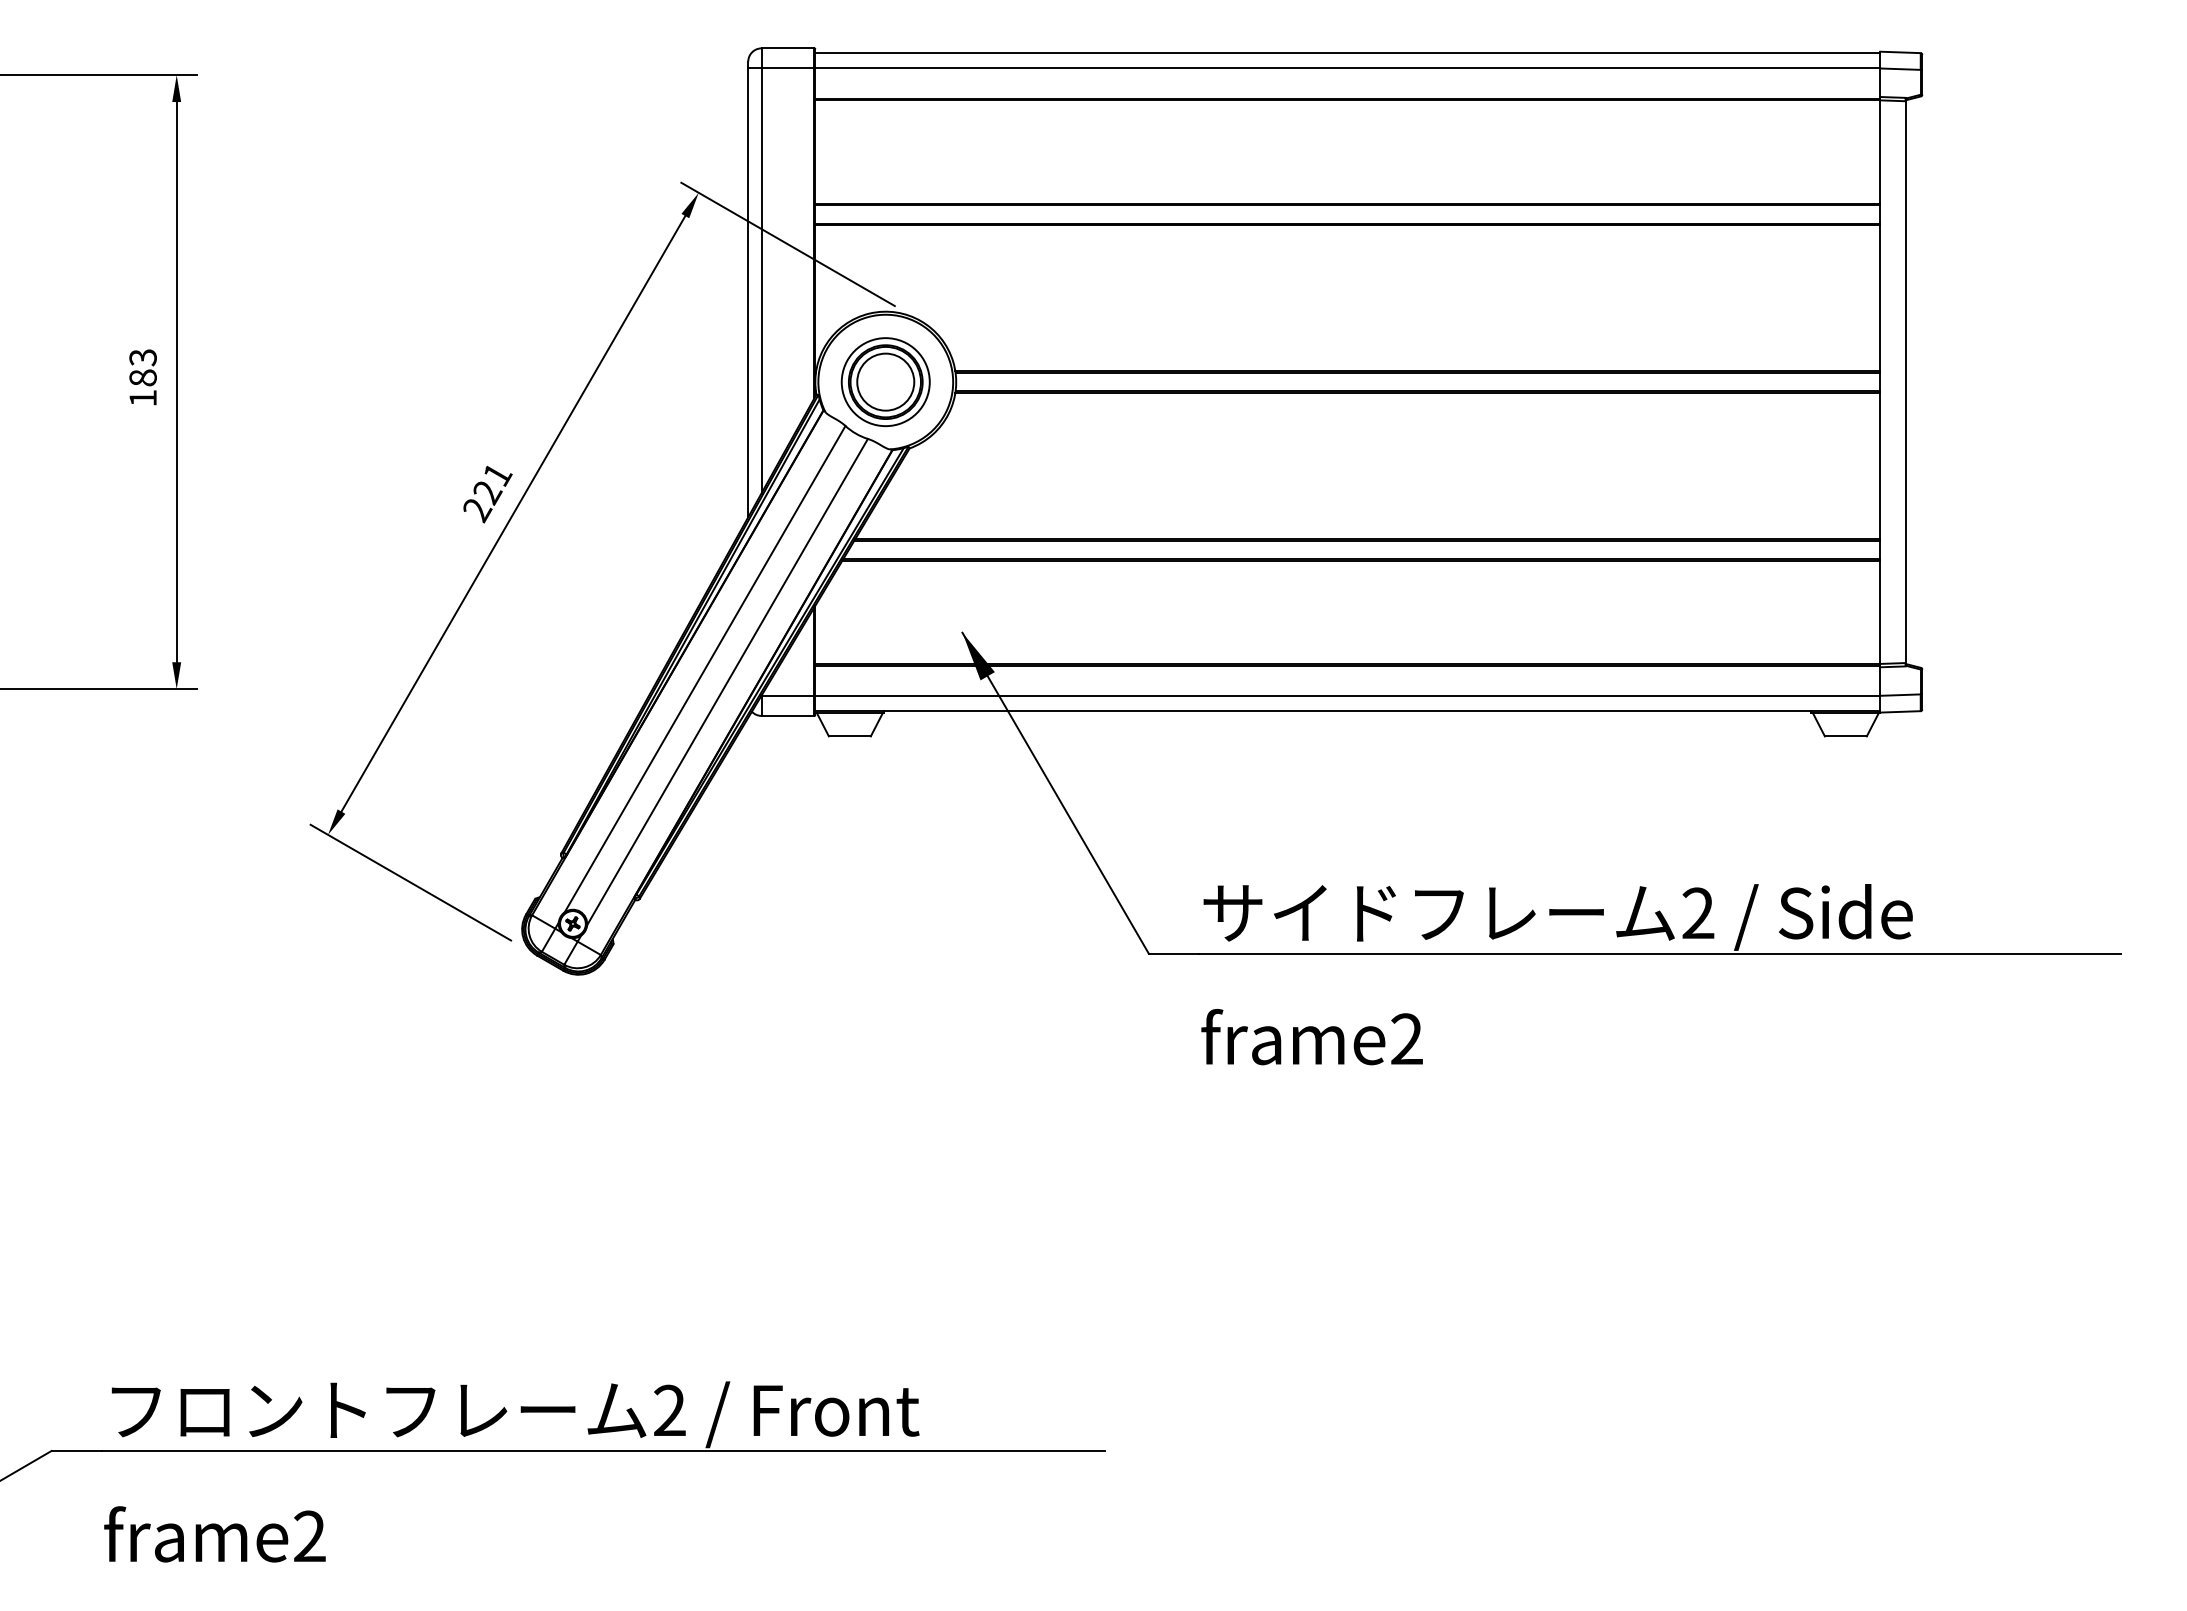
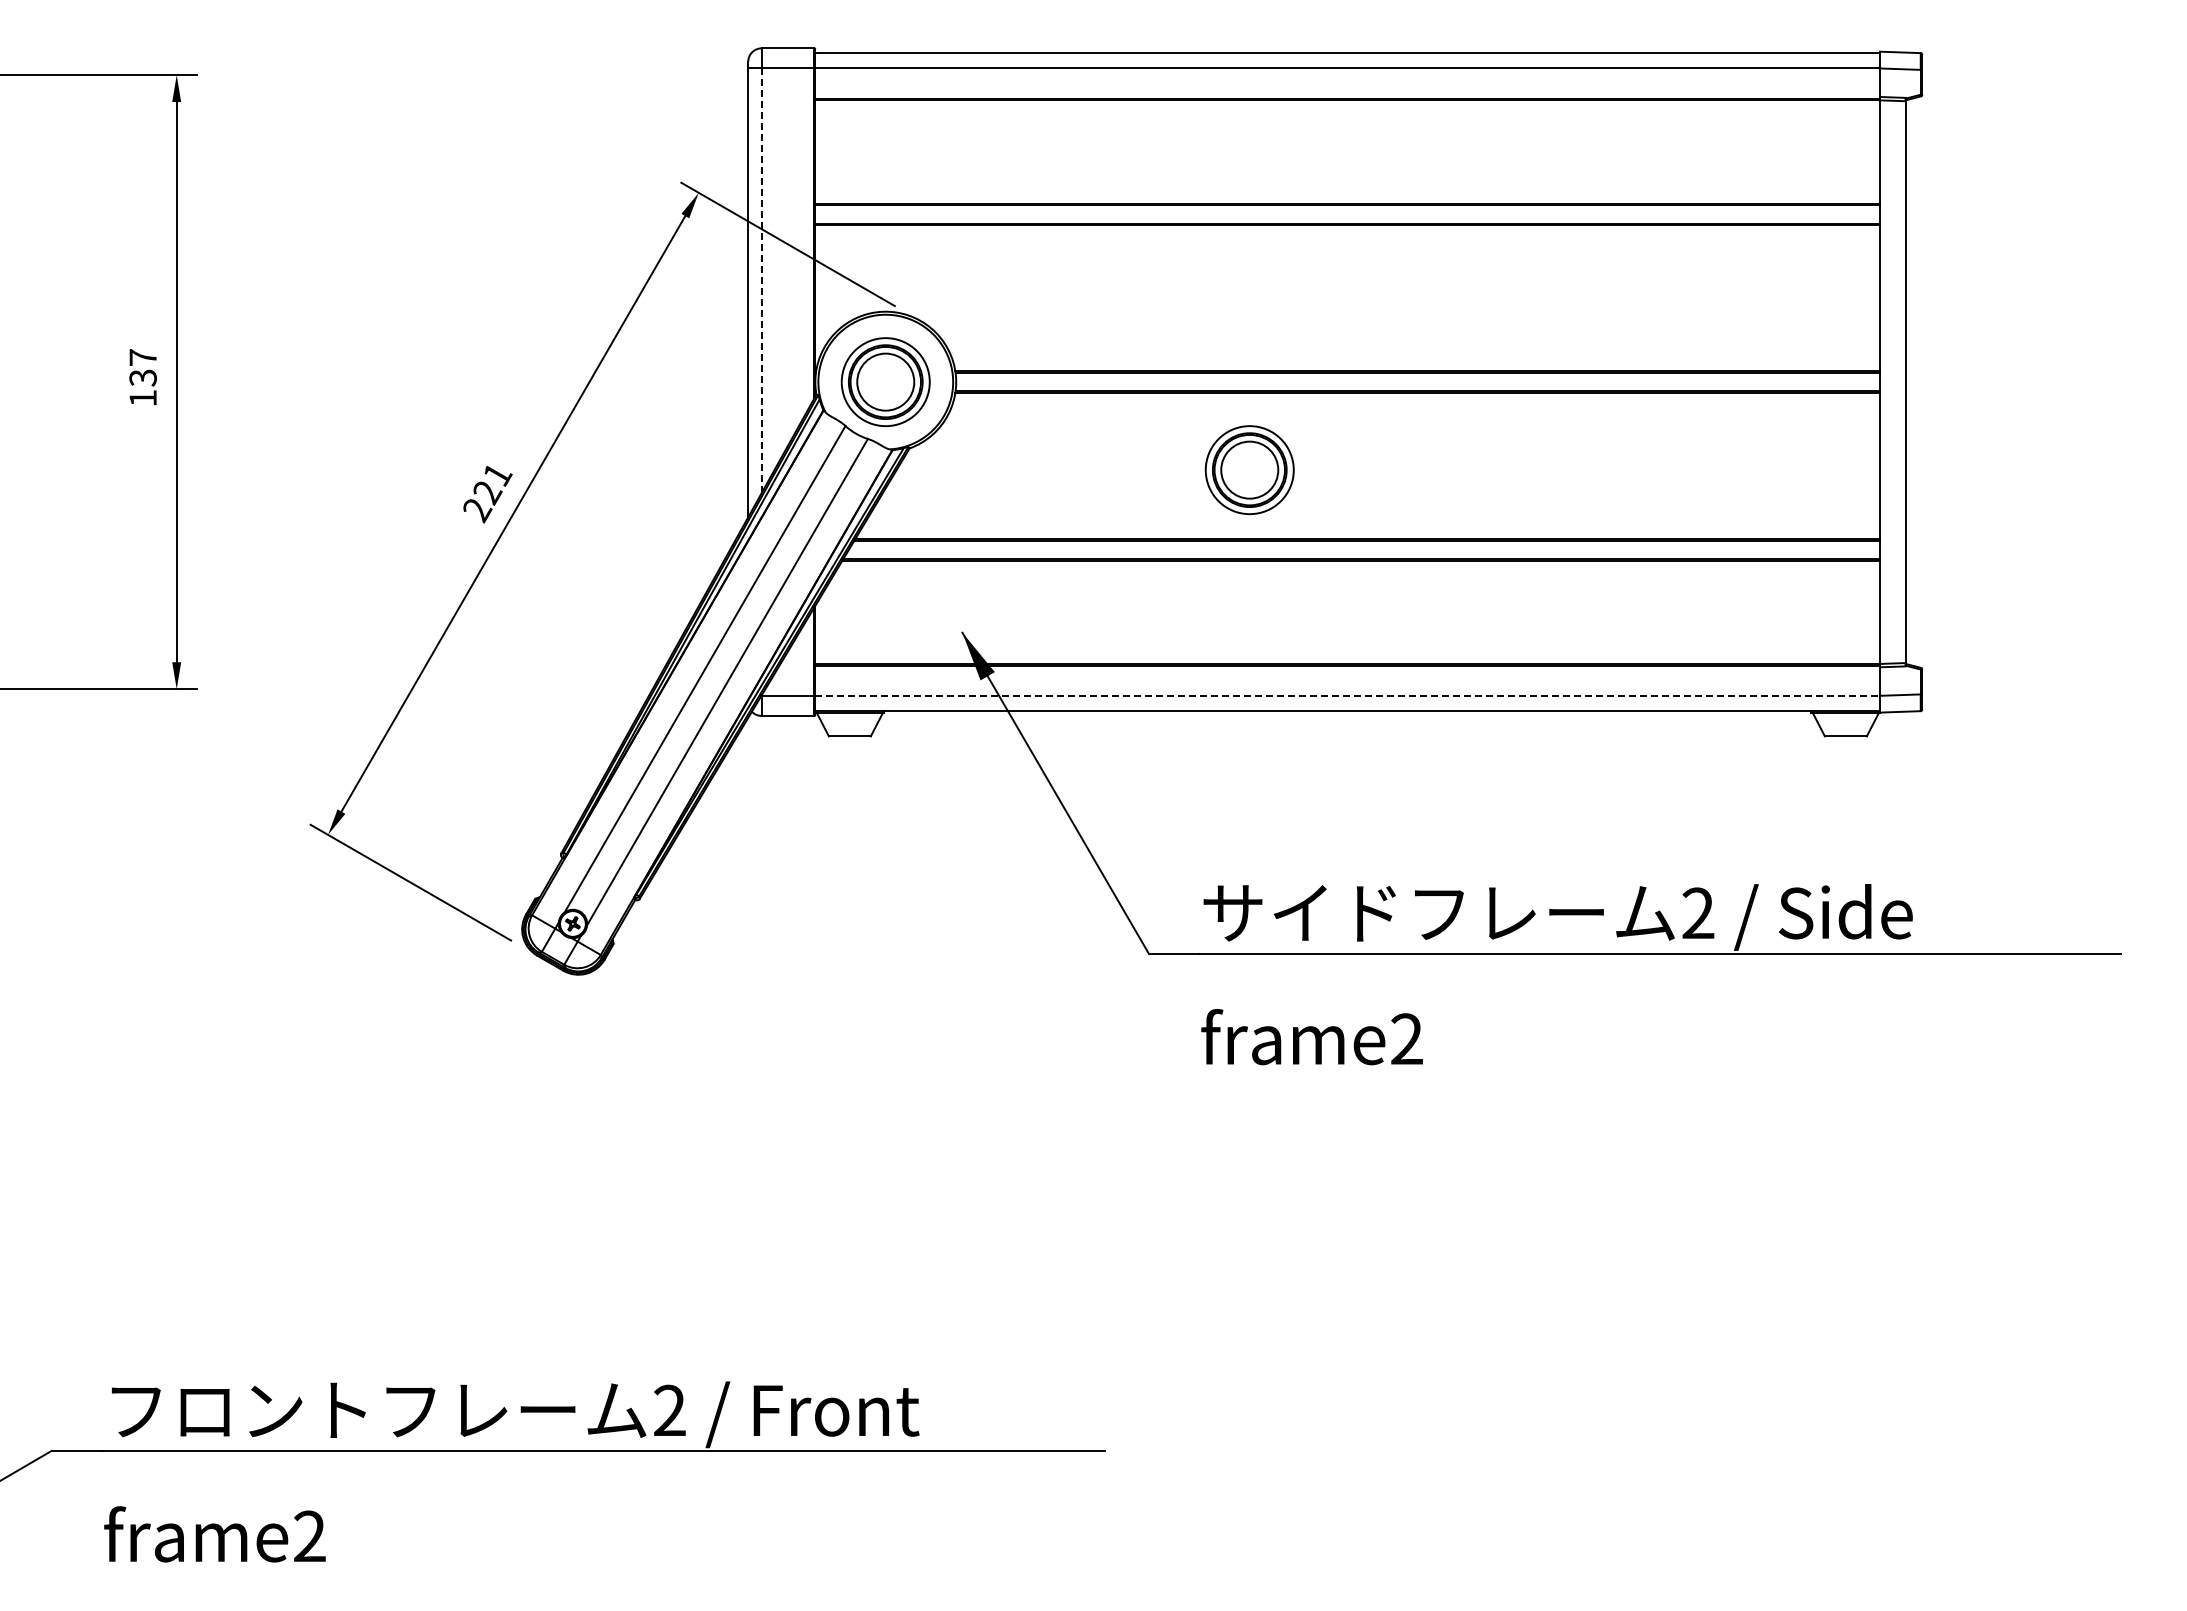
line: solid -> dashed (761, 280)
text: 183 -> 137 (142, 367)
part: none -> present (1249, 469)
line: solid -> dashed (1347, 695)
